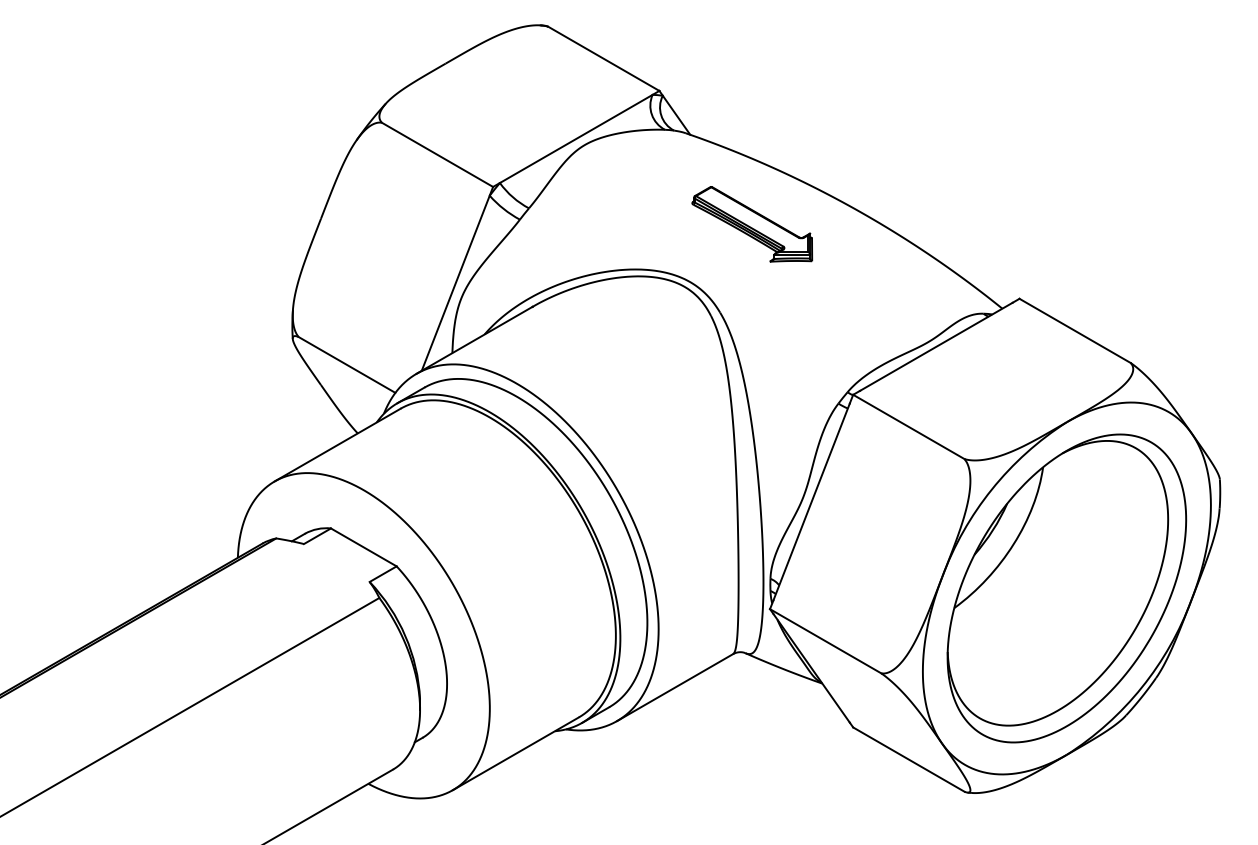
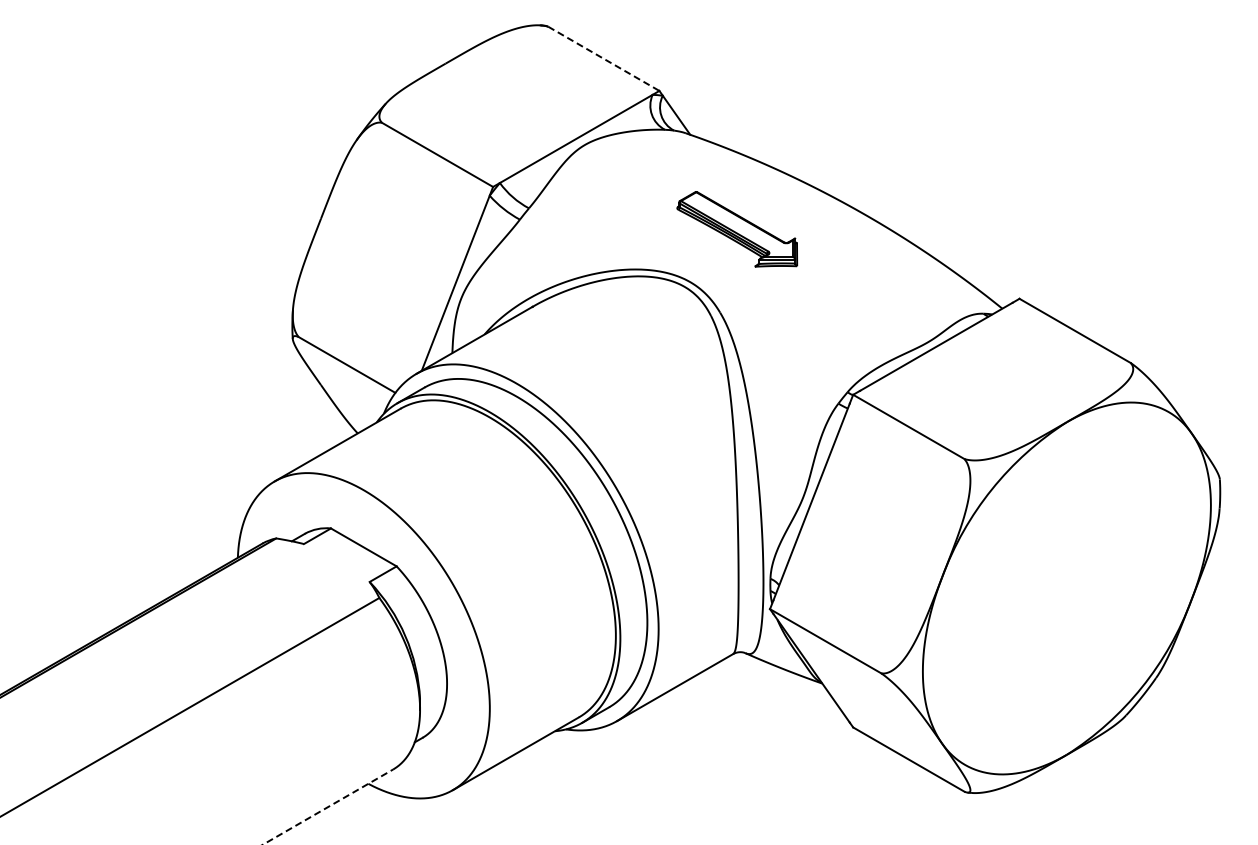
line: solid -> dashed (604, 59)
part position: (752, 224) -> (737, 229) (737, 229)
part: present -> none (1066, 588)
line: solid -> dashed (328, 807)
